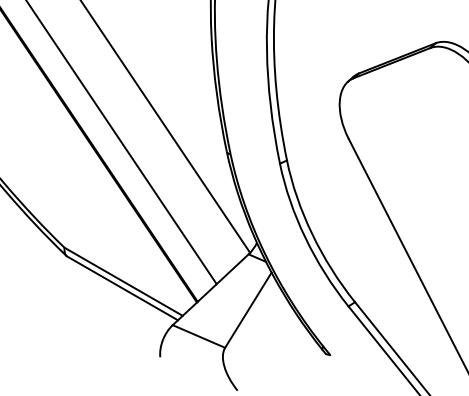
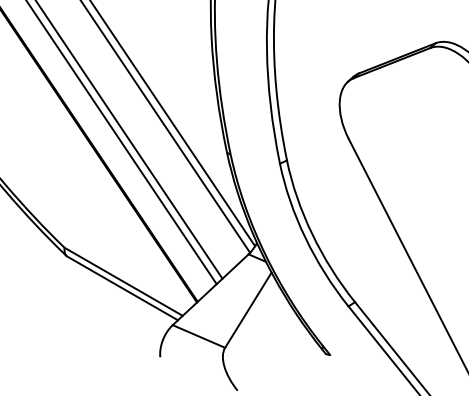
line: none -> present (173, 124)
line: none -> present (129, 140)
